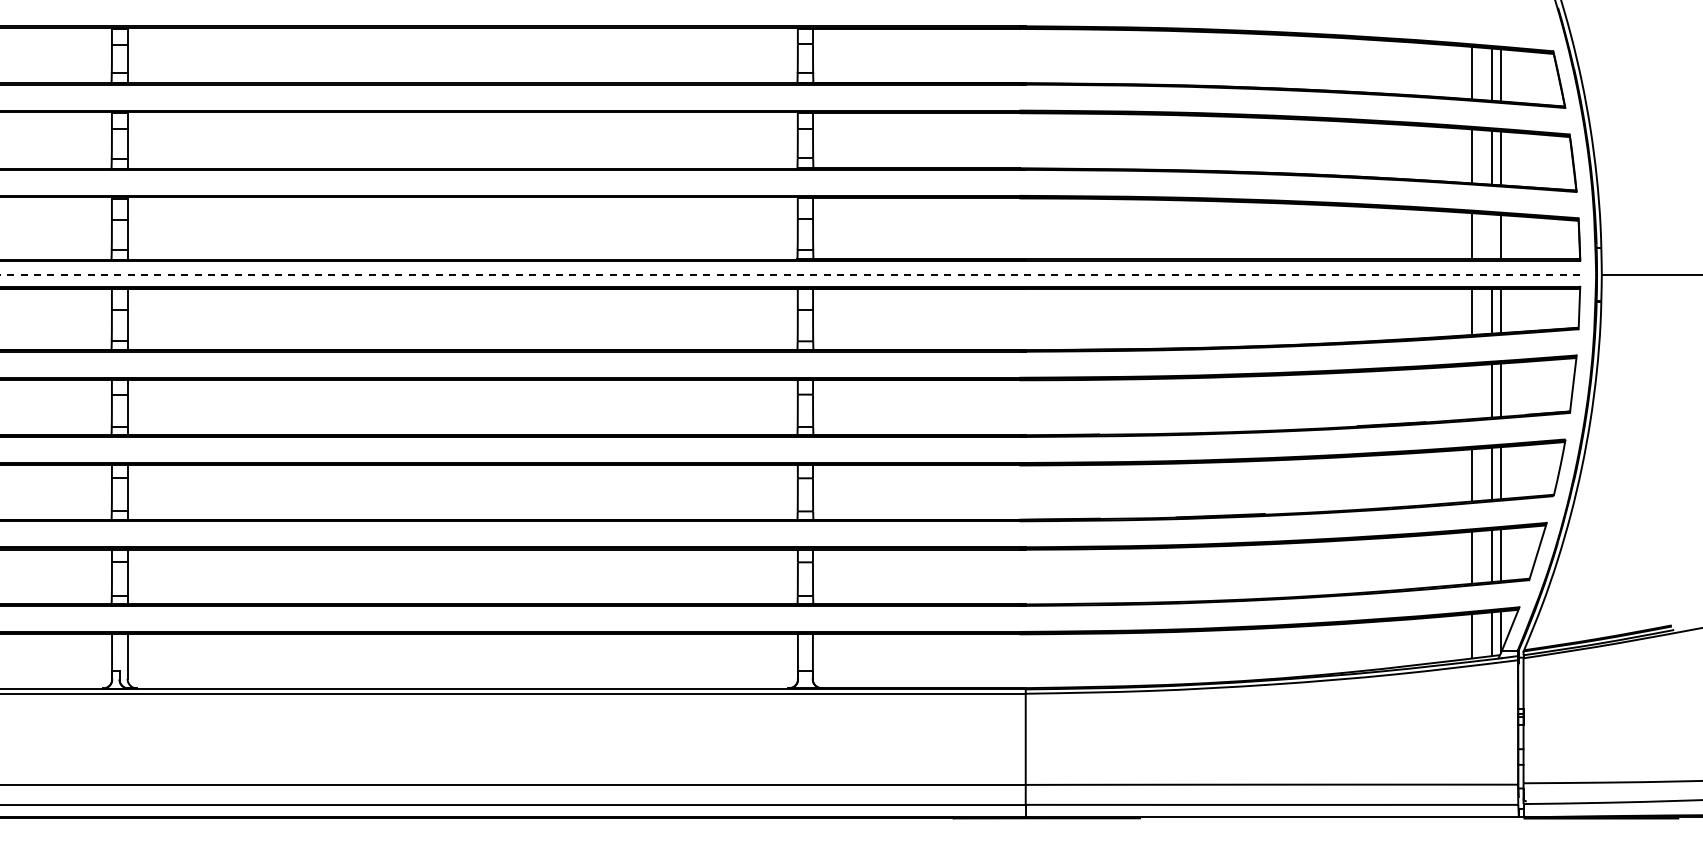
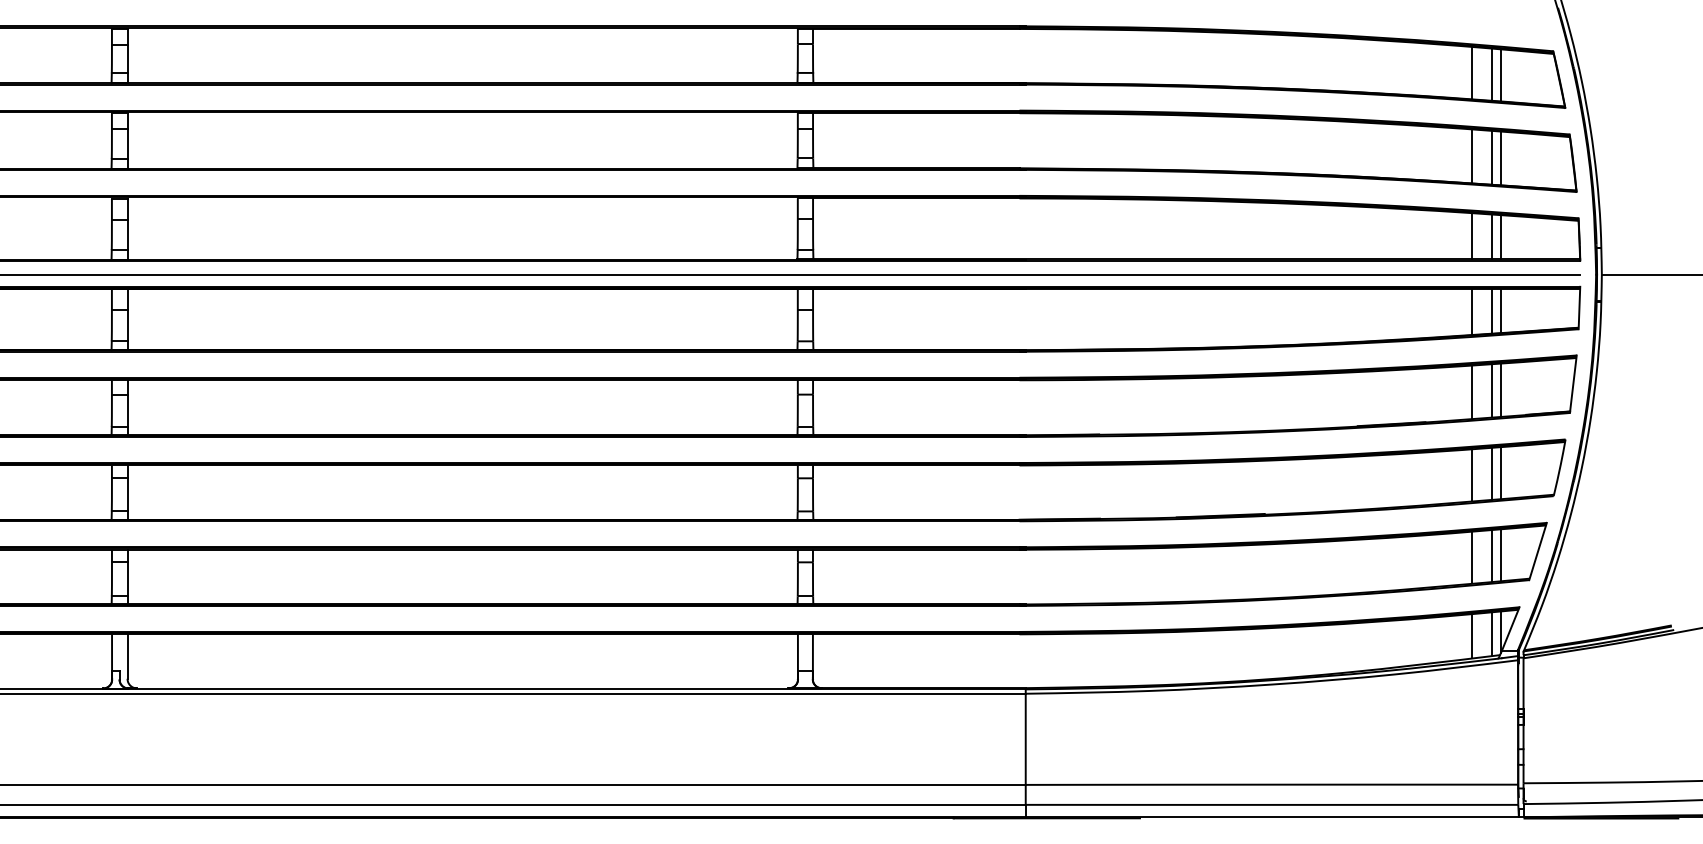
line: none -> present (1491, 236)
line: dashed -> solid (790, 274)
line: none -> present (1472, 391)
